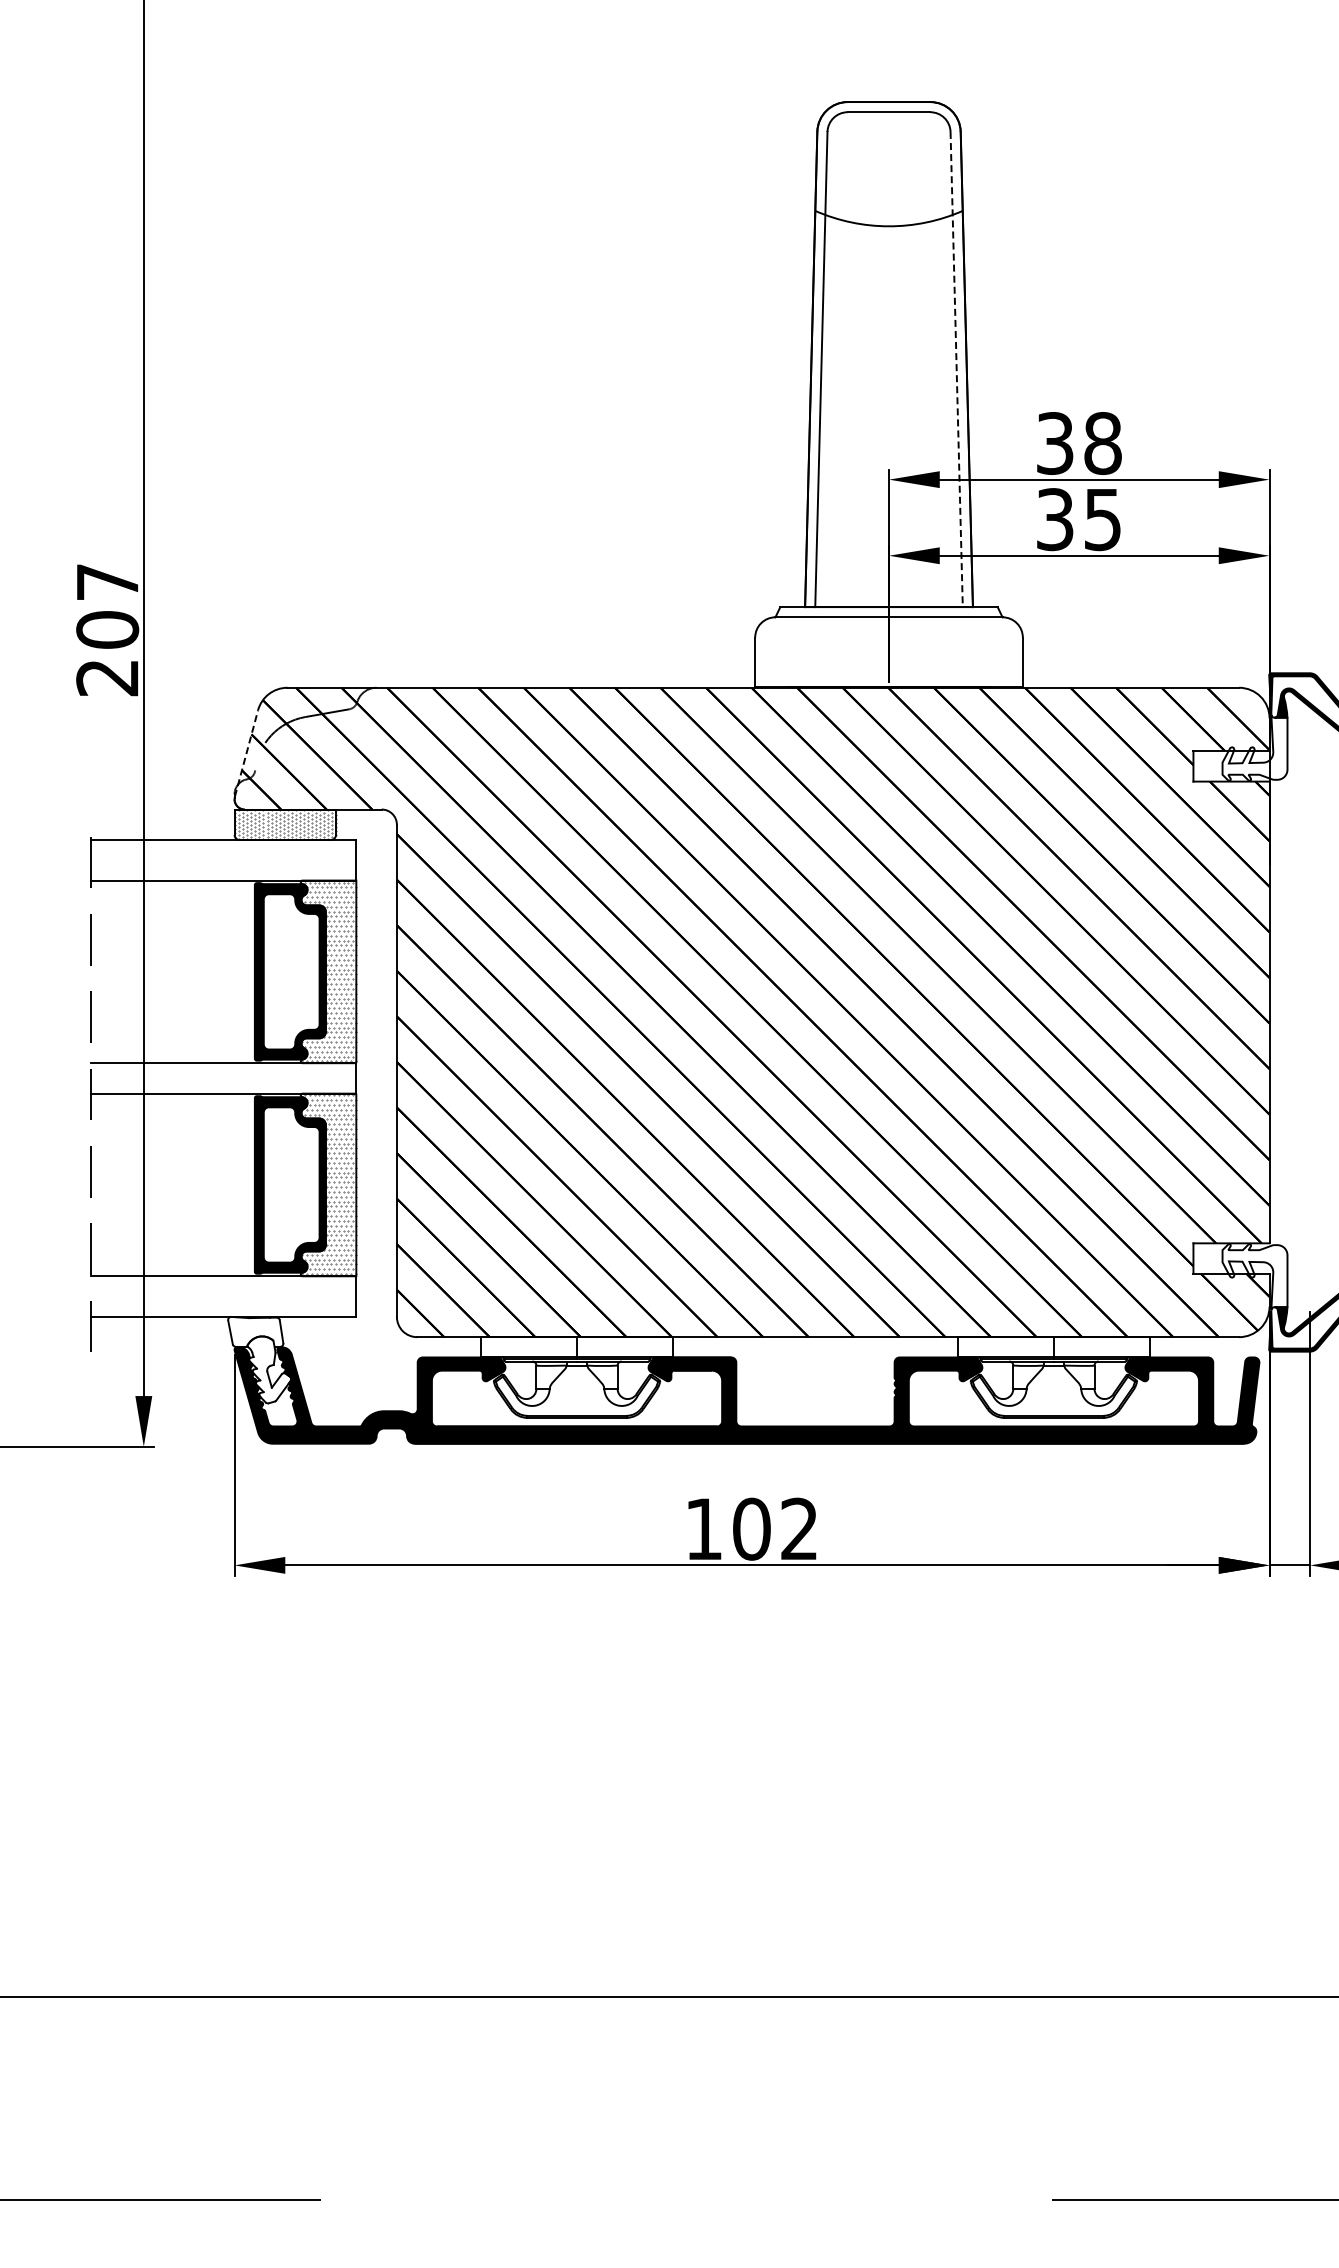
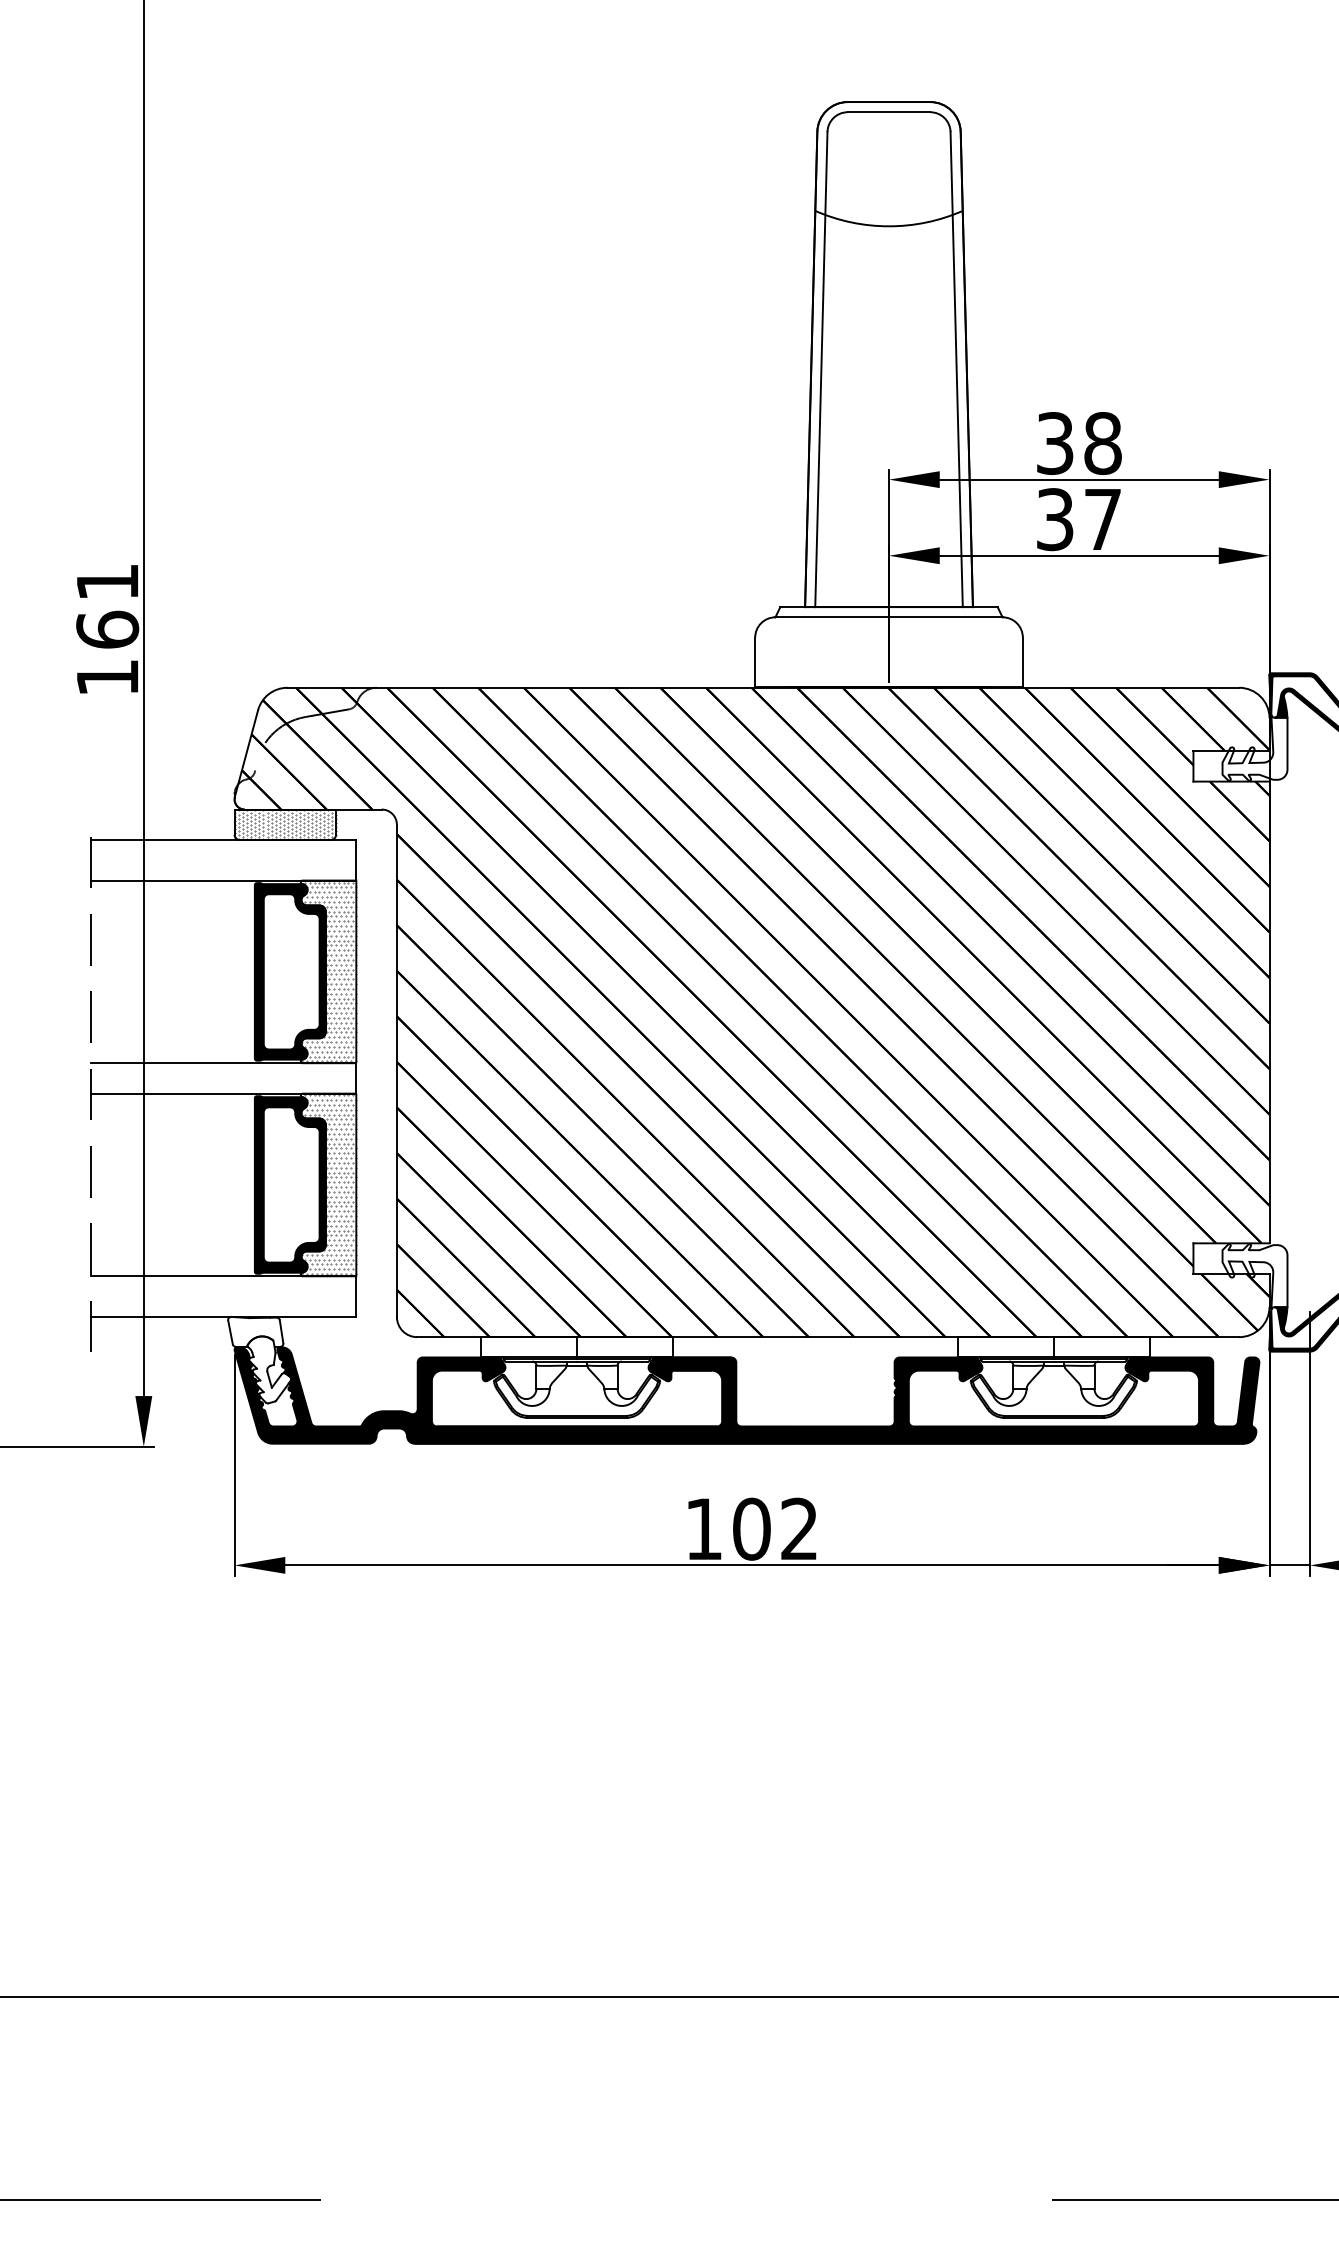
line: dashed -> solid (956, 369)
text: 35 -> 37 (1102, 520)
text: 207 -> 161 (107, 630)
line: dashed -> solid (246, 753)
